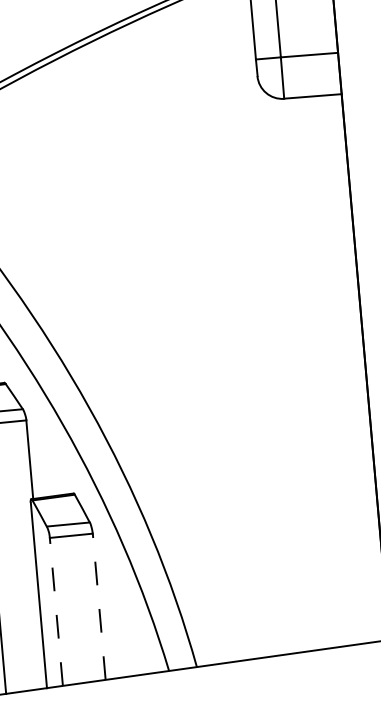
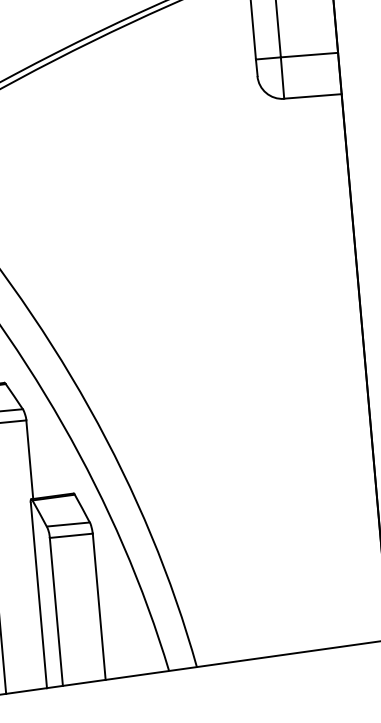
line: dashed -> solid (99, 606)
line: dashed -> solid (56, 611)
